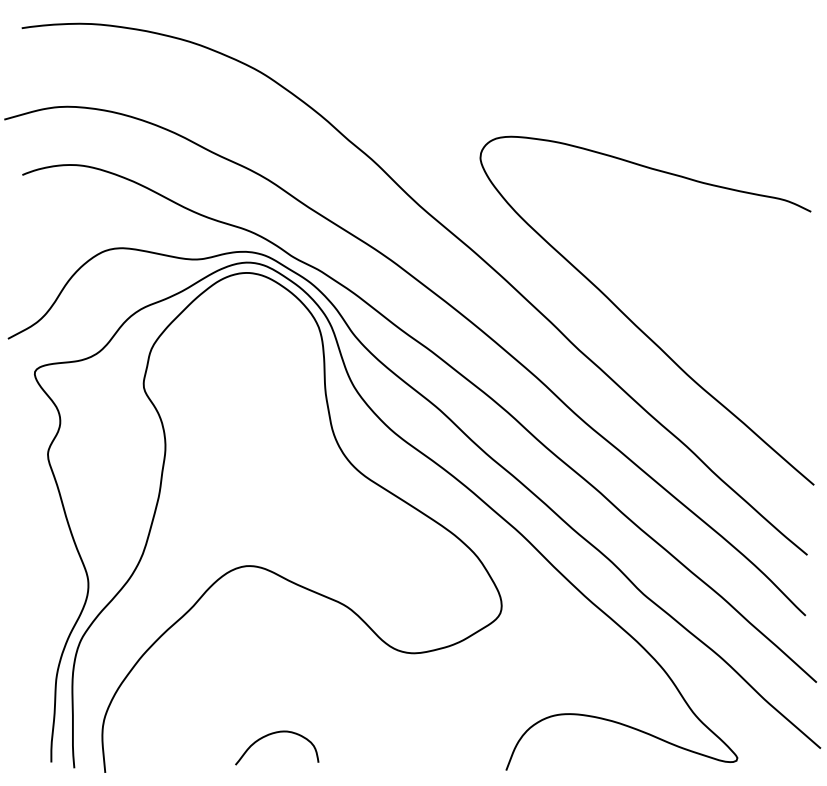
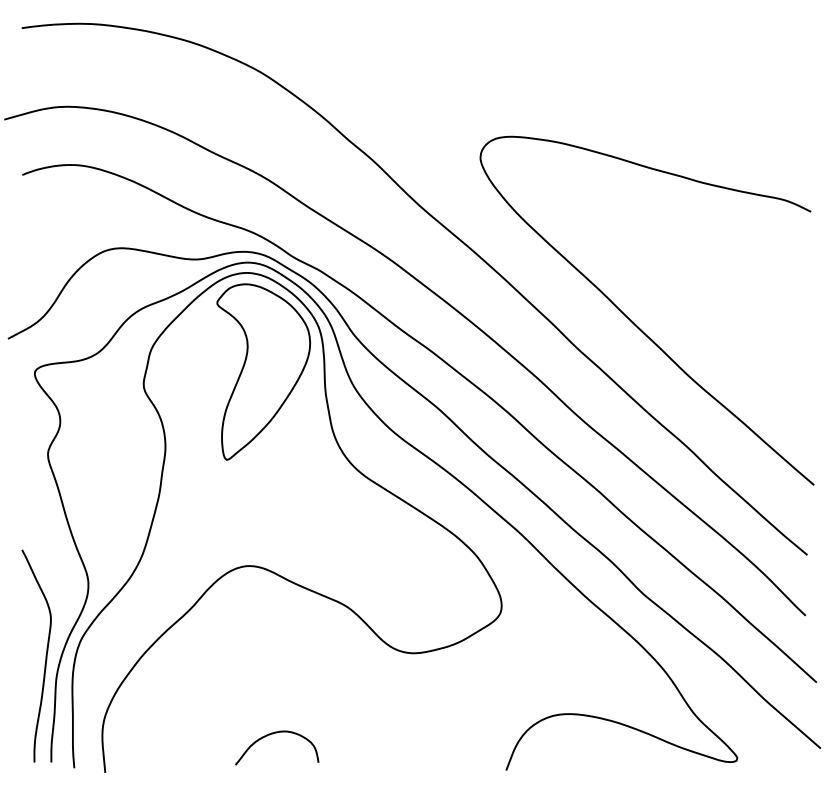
part: none -> present (263, 371)
curve: none -> present (45, 655)
